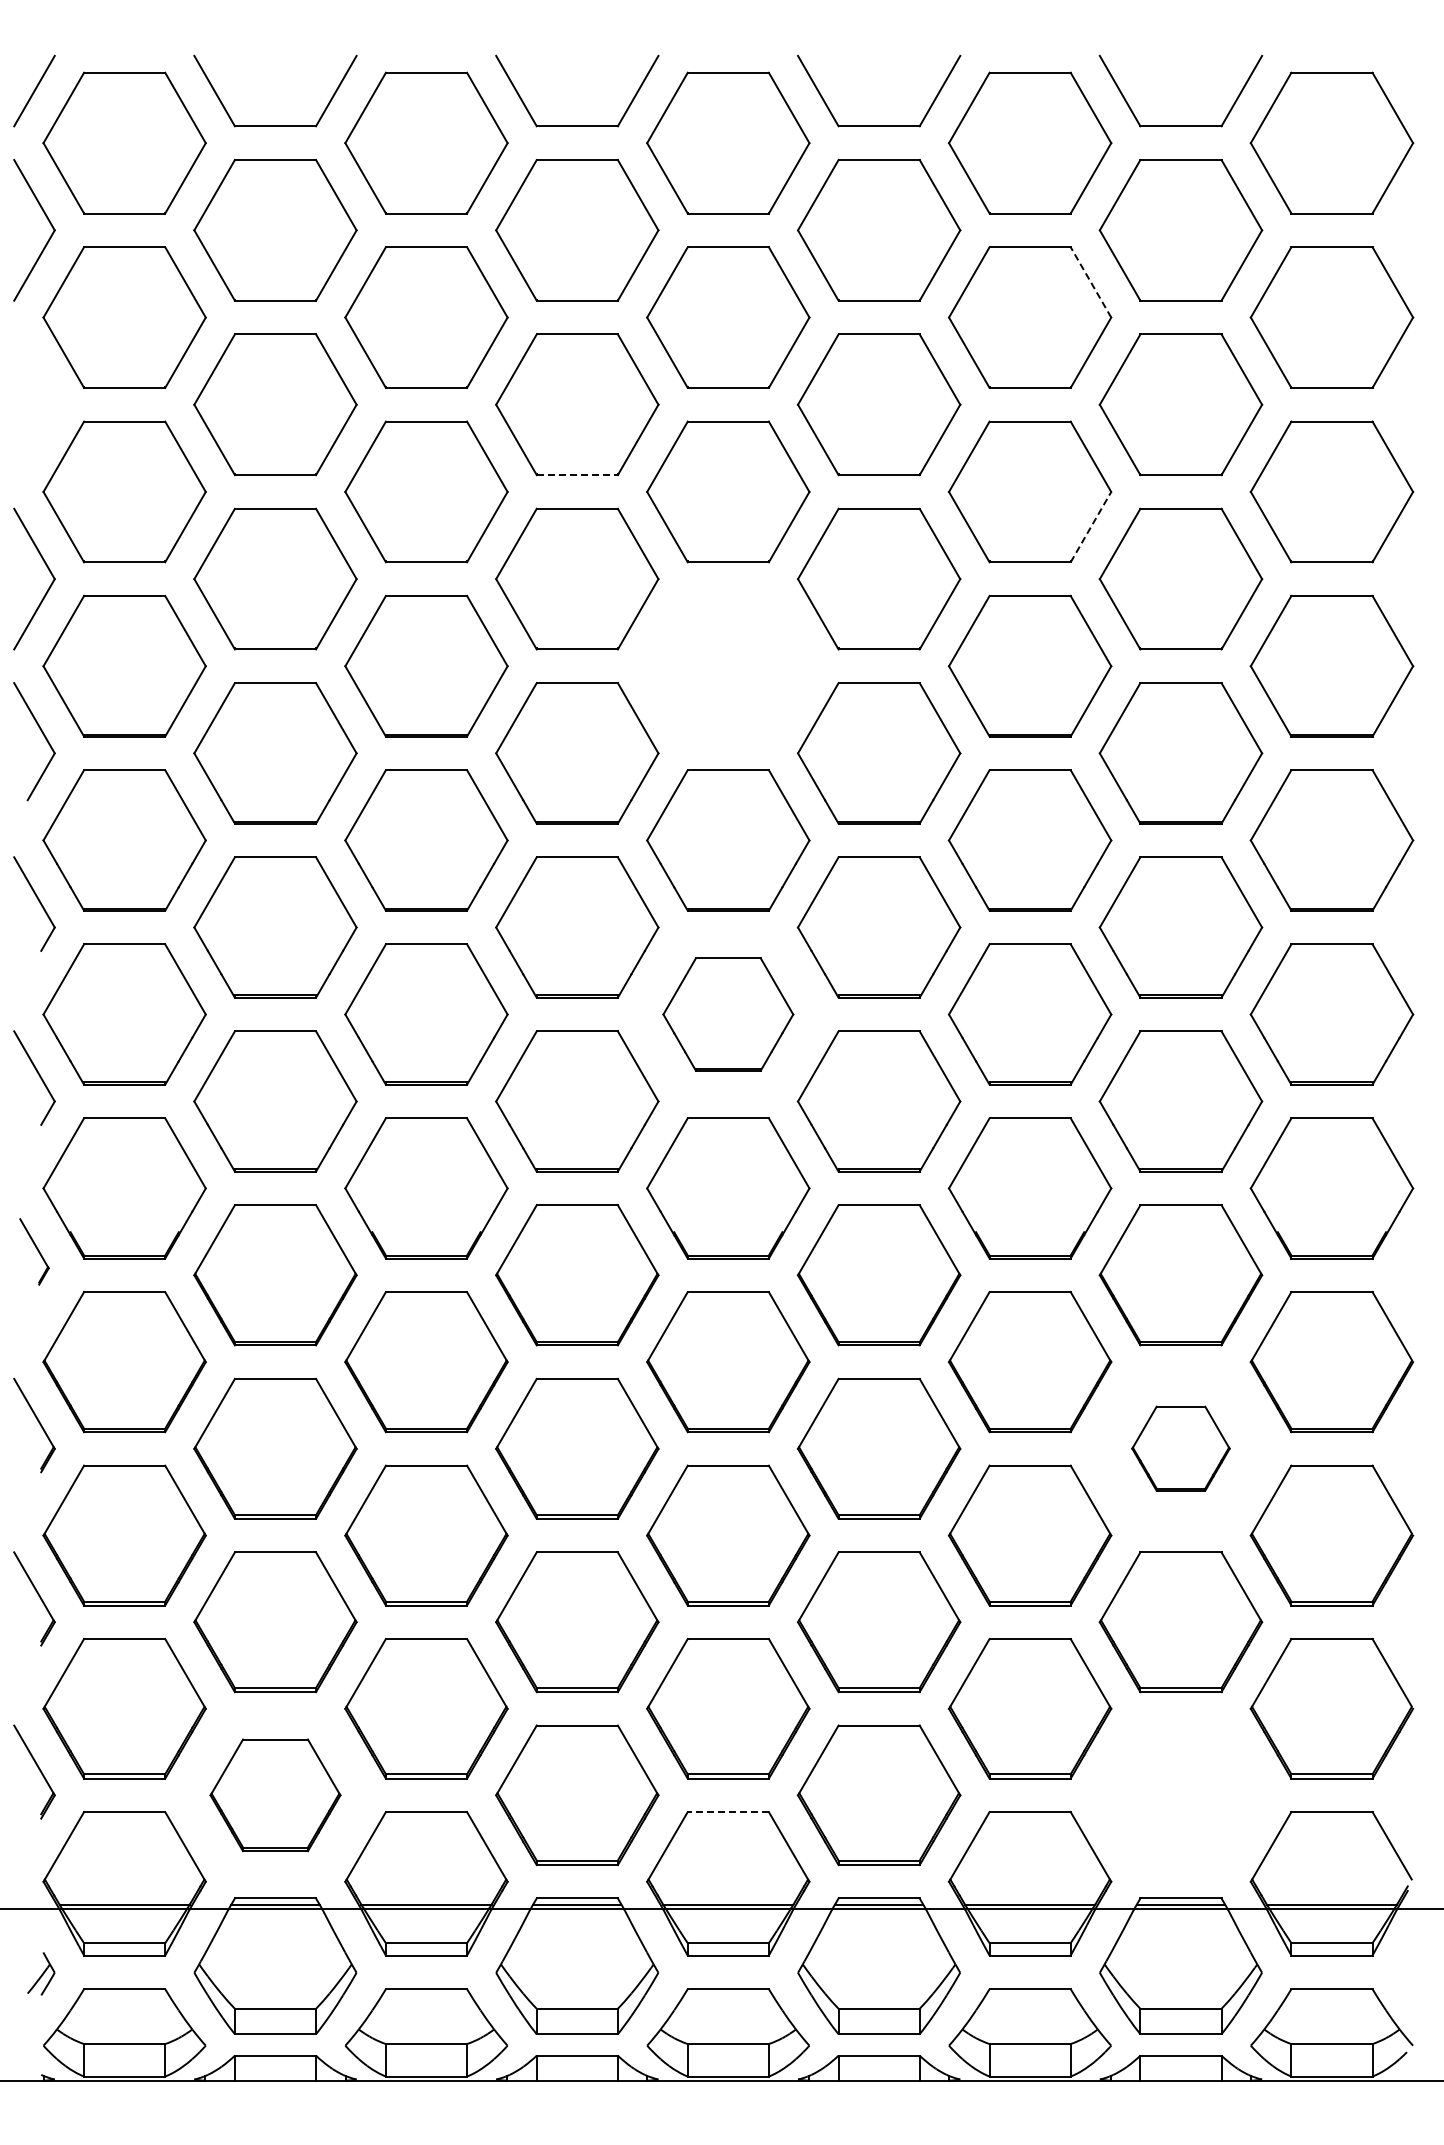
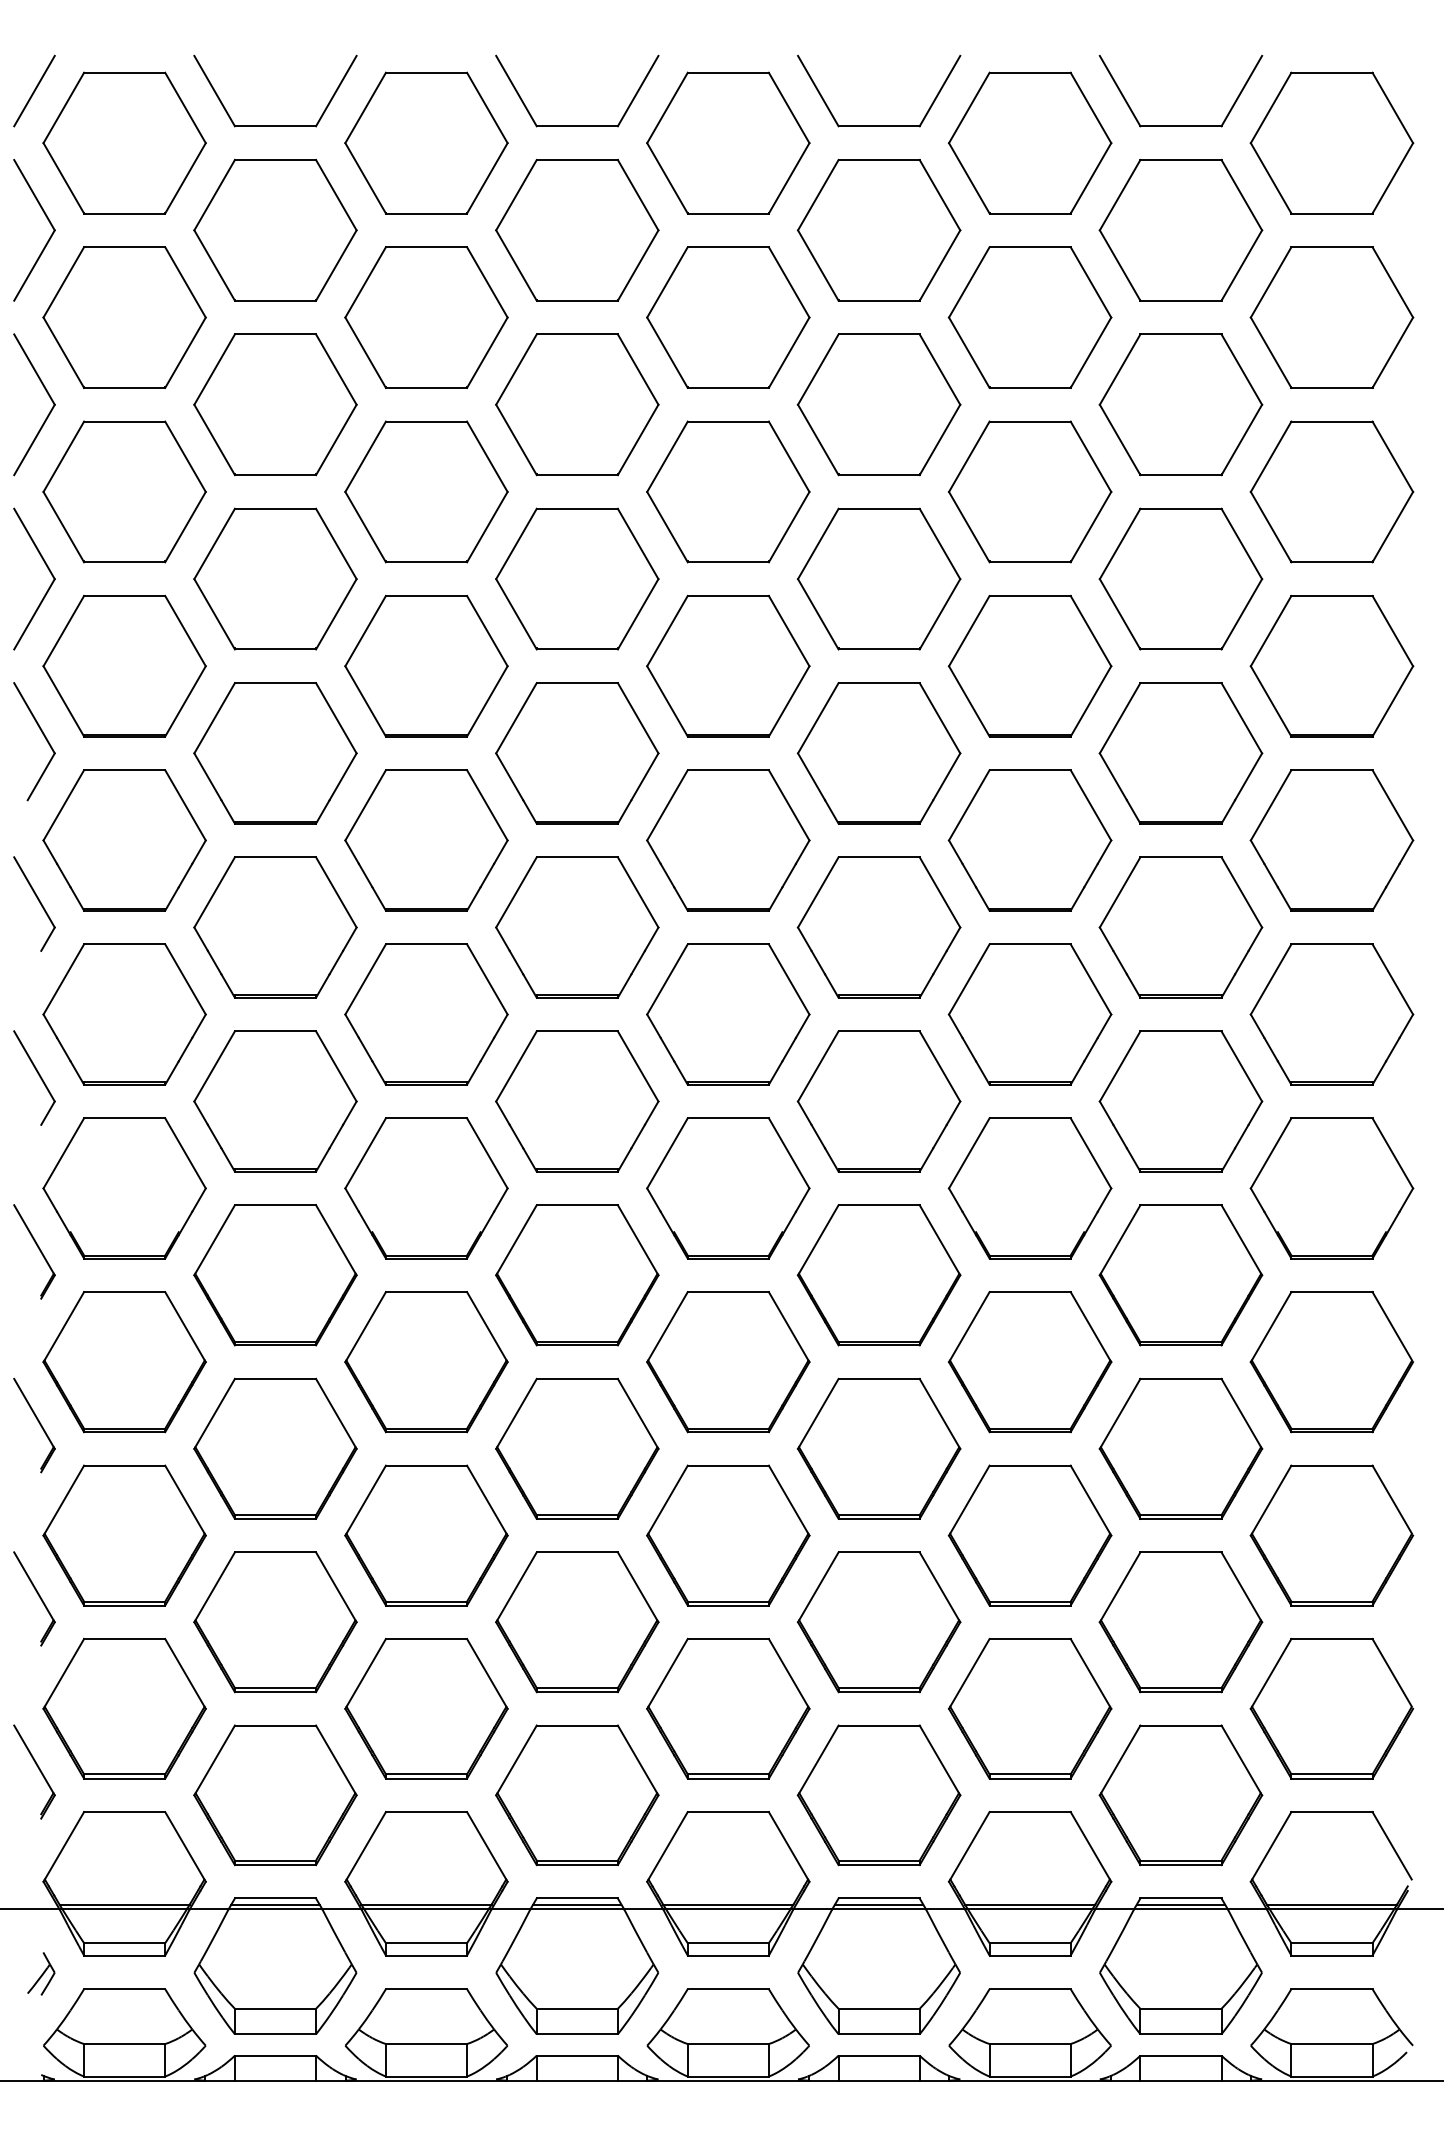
line: dashed -> solid (1090, 282)
part: none -> present (48, 396)
line: dashed -> solid (577, 475)
line: dashed -> solid (1090, 527)
part: none -> present (728, 665)
part size: 133x115 px -> 165x143 px (728, 1014)
part size: 31x68 px -> 43x96 px (34, 1251)
part size: 100x87 px -> 166x143 px (1180, 1448)
part size: 133x115 px -> 165x143 px (275, 1795)
part: none -> present (1180, 1795)
line: dashed -> solid (728, 1812)
